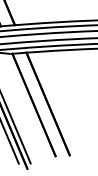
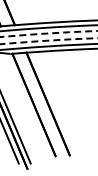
arc: solid -> dashed (48, 33)
arc: solid -> dashed (47, 40)
